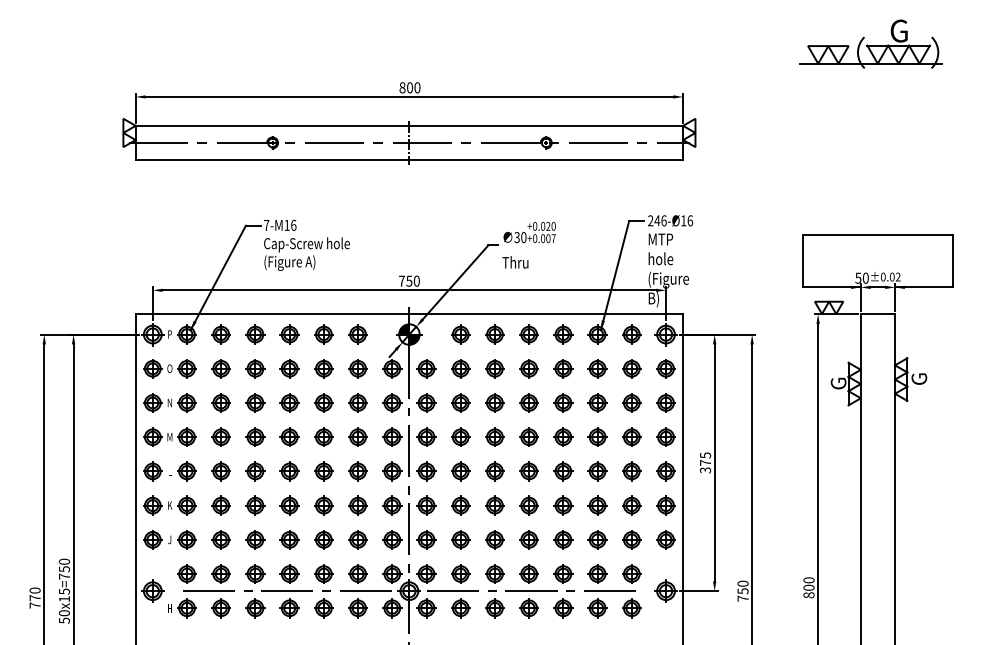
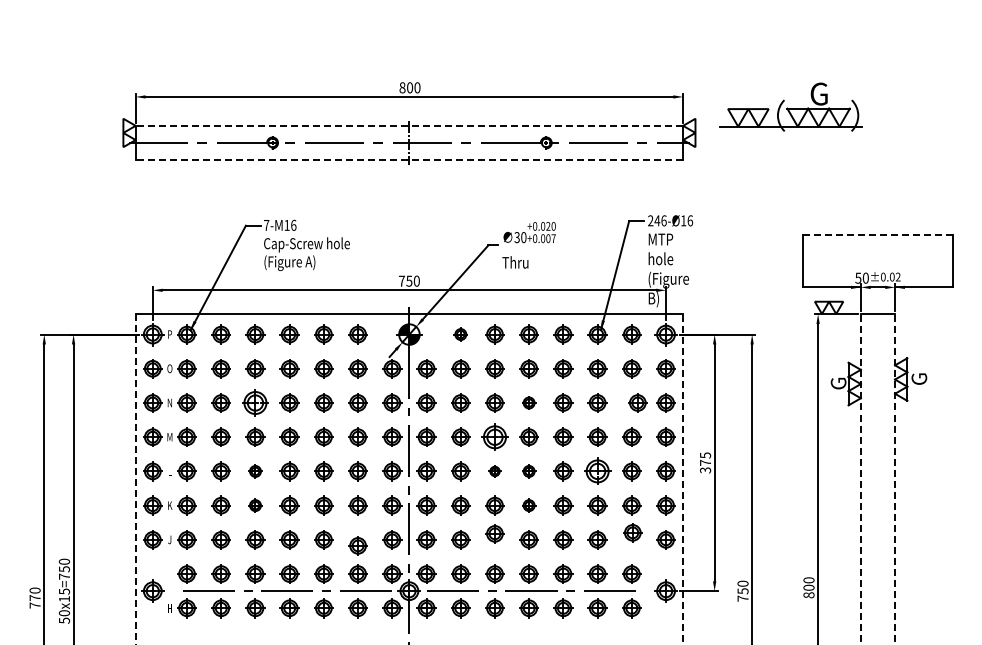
part position: (870, 43) -> (790, 106) (790, 106)
line: solid -> dashed (409, 125)
line: solid -> dashed (409, 160)
line: solid -> dashed (877, 234)
part size: 20x21 px -> 15x15 px (460, 334)
part size: 21x20 px -> 27x28 px (255, 402)
part size: 20x20 px -> 15x14 px (529, 402)
part position: (631, 402) -> (637, 402) (637, 402)
part size: 20x20 px -> 28x28 px (494, 436)
part size: 21x21 px -> 15x15 px (255, 471)
part size: 20x21 px -> 14x13 px (494, 471)
part size: 20x21 px -> 15x15 px (529, 471)
part size: 21x21 px -> 28x28 px (597, 470)
line: solid -> dashed (683, 478)
line: solid -> dashed (860, 478)
line: solid -> dashed (895, 478)
line: solid -> dashed (135, 479)
part size: 21x21 px -> 15x15 px (255, 505)
part size: 20x21 px -> 15x15 px (529, 505)
part position: (357, 539) -> (357, 545) (357, 545)
part position: (494, 539) -> (494, 533) (494, 533)
part position: (631, 539) -> (632, 532) (632, 532)
